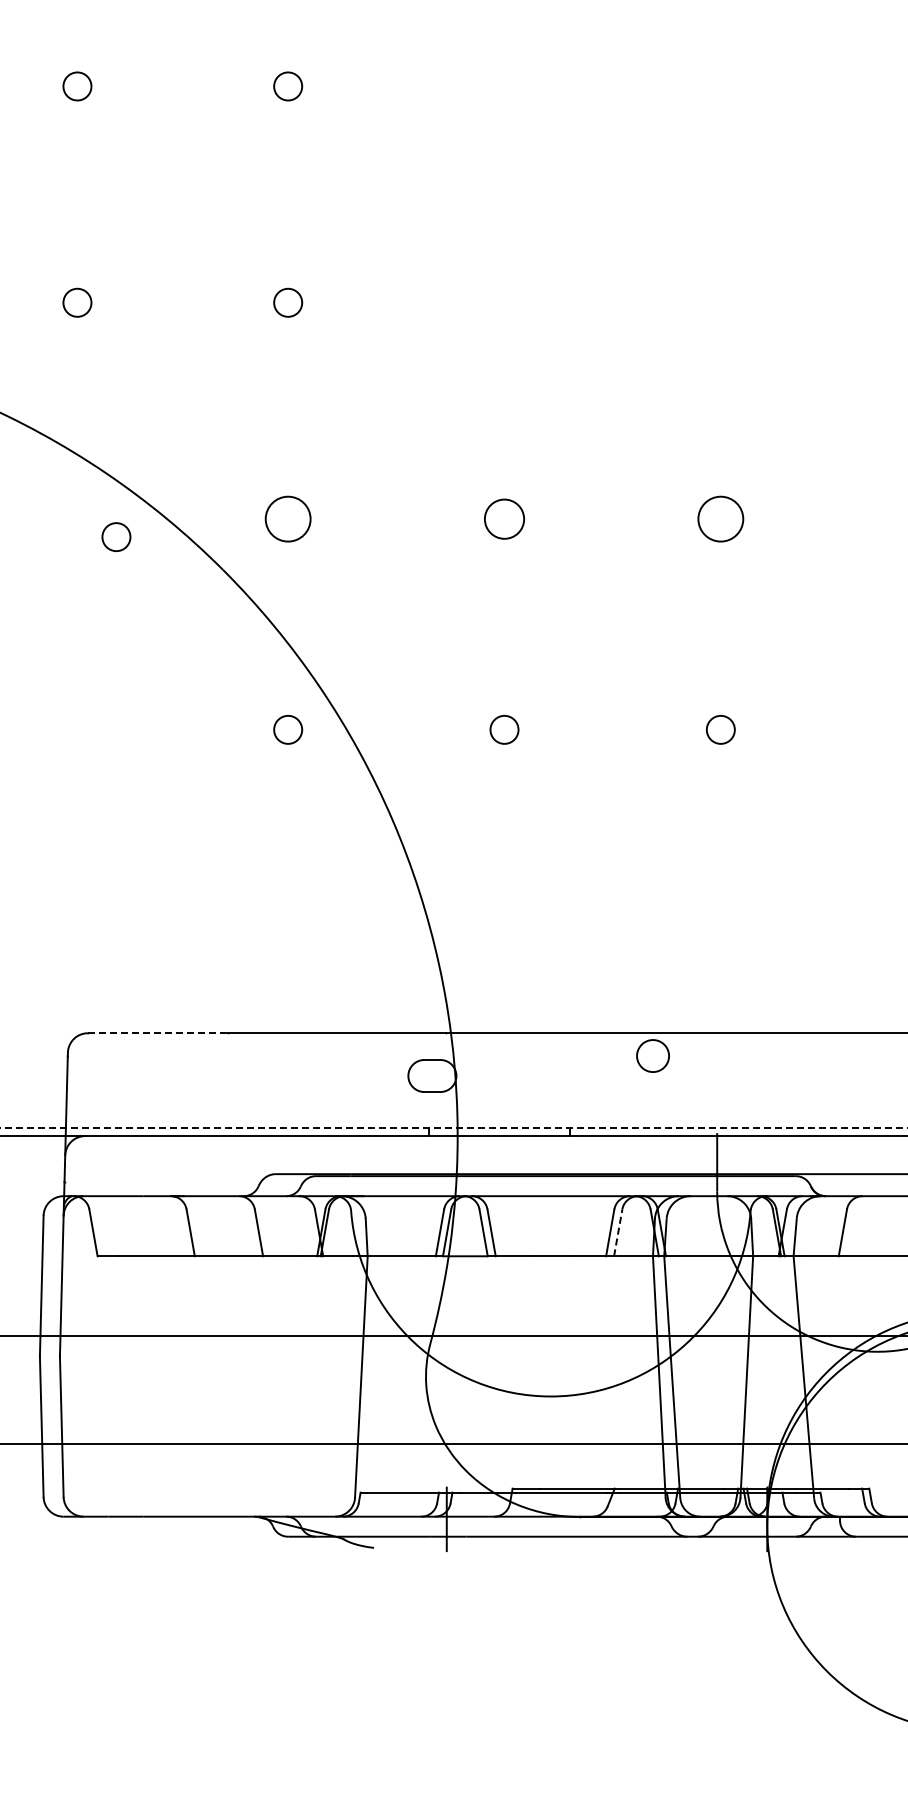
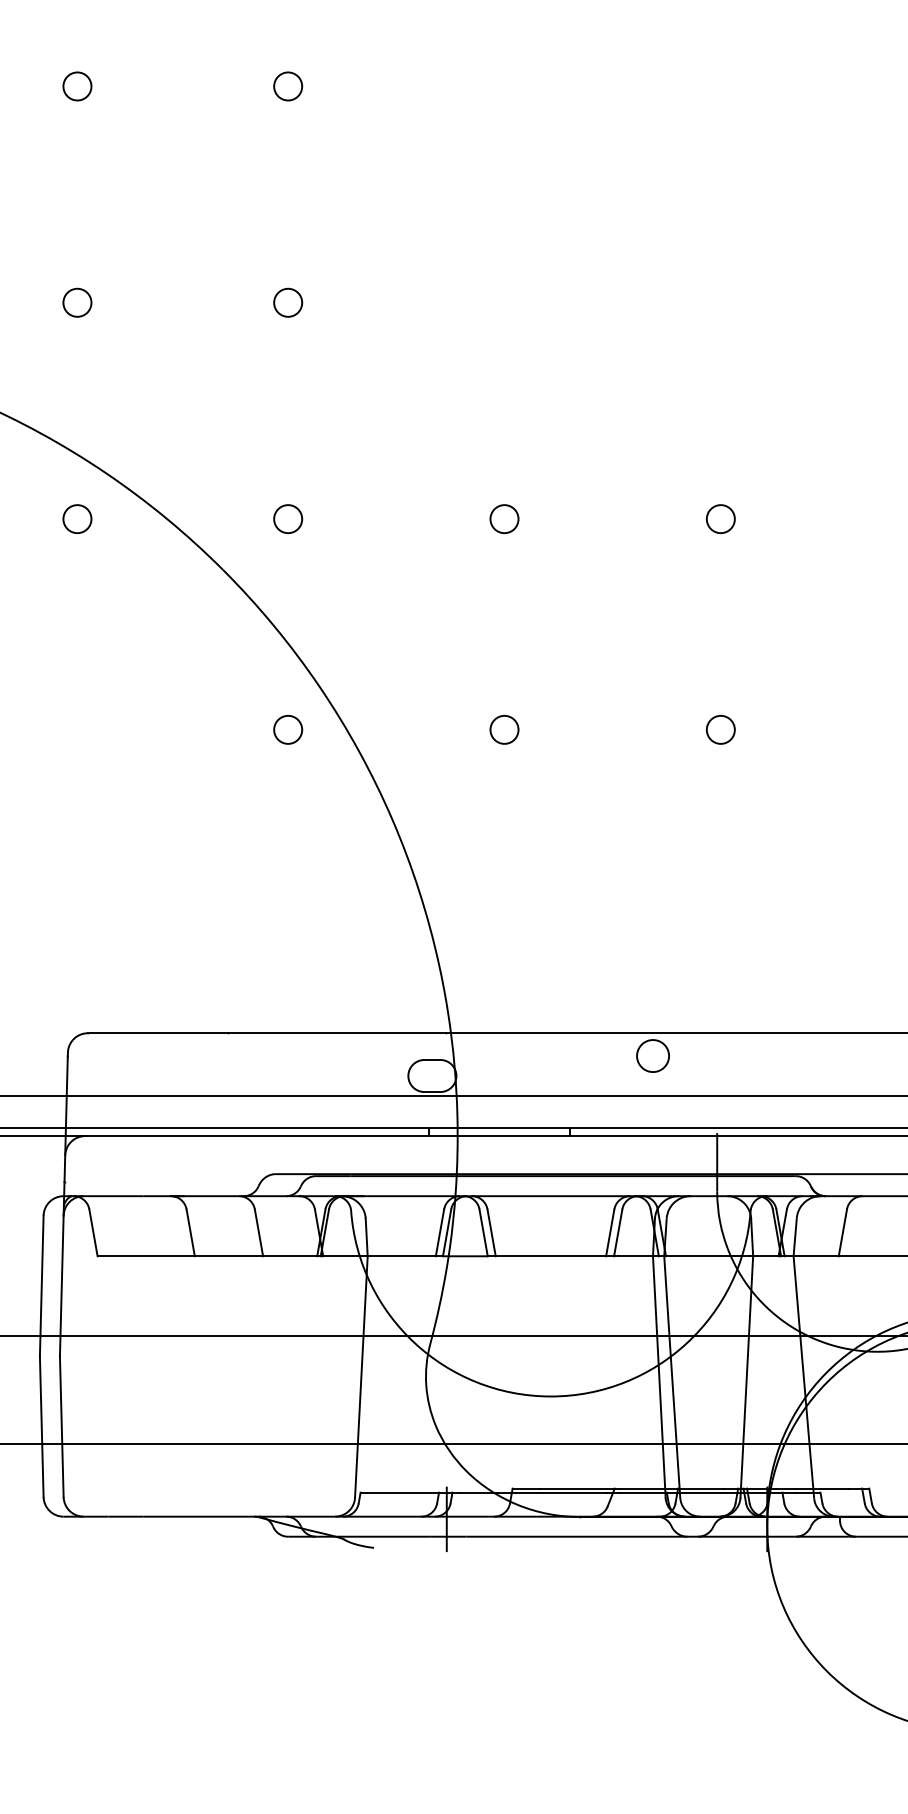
circle diameter: 45 px -> 28 px (288, 519)
circle size: 41x42 px -> 31x30 px (504, 518)
circle diameter: 45 px -> 28 px (720, 519)
circle position: (116, 536) -> (77, 518) (77, 518)
line: dashed -> solid (158, 1033)
line: none -> present (453, 1096)
line: dashed -> solid (453, 1128)
line: dashed -> solid (618, 1232)
